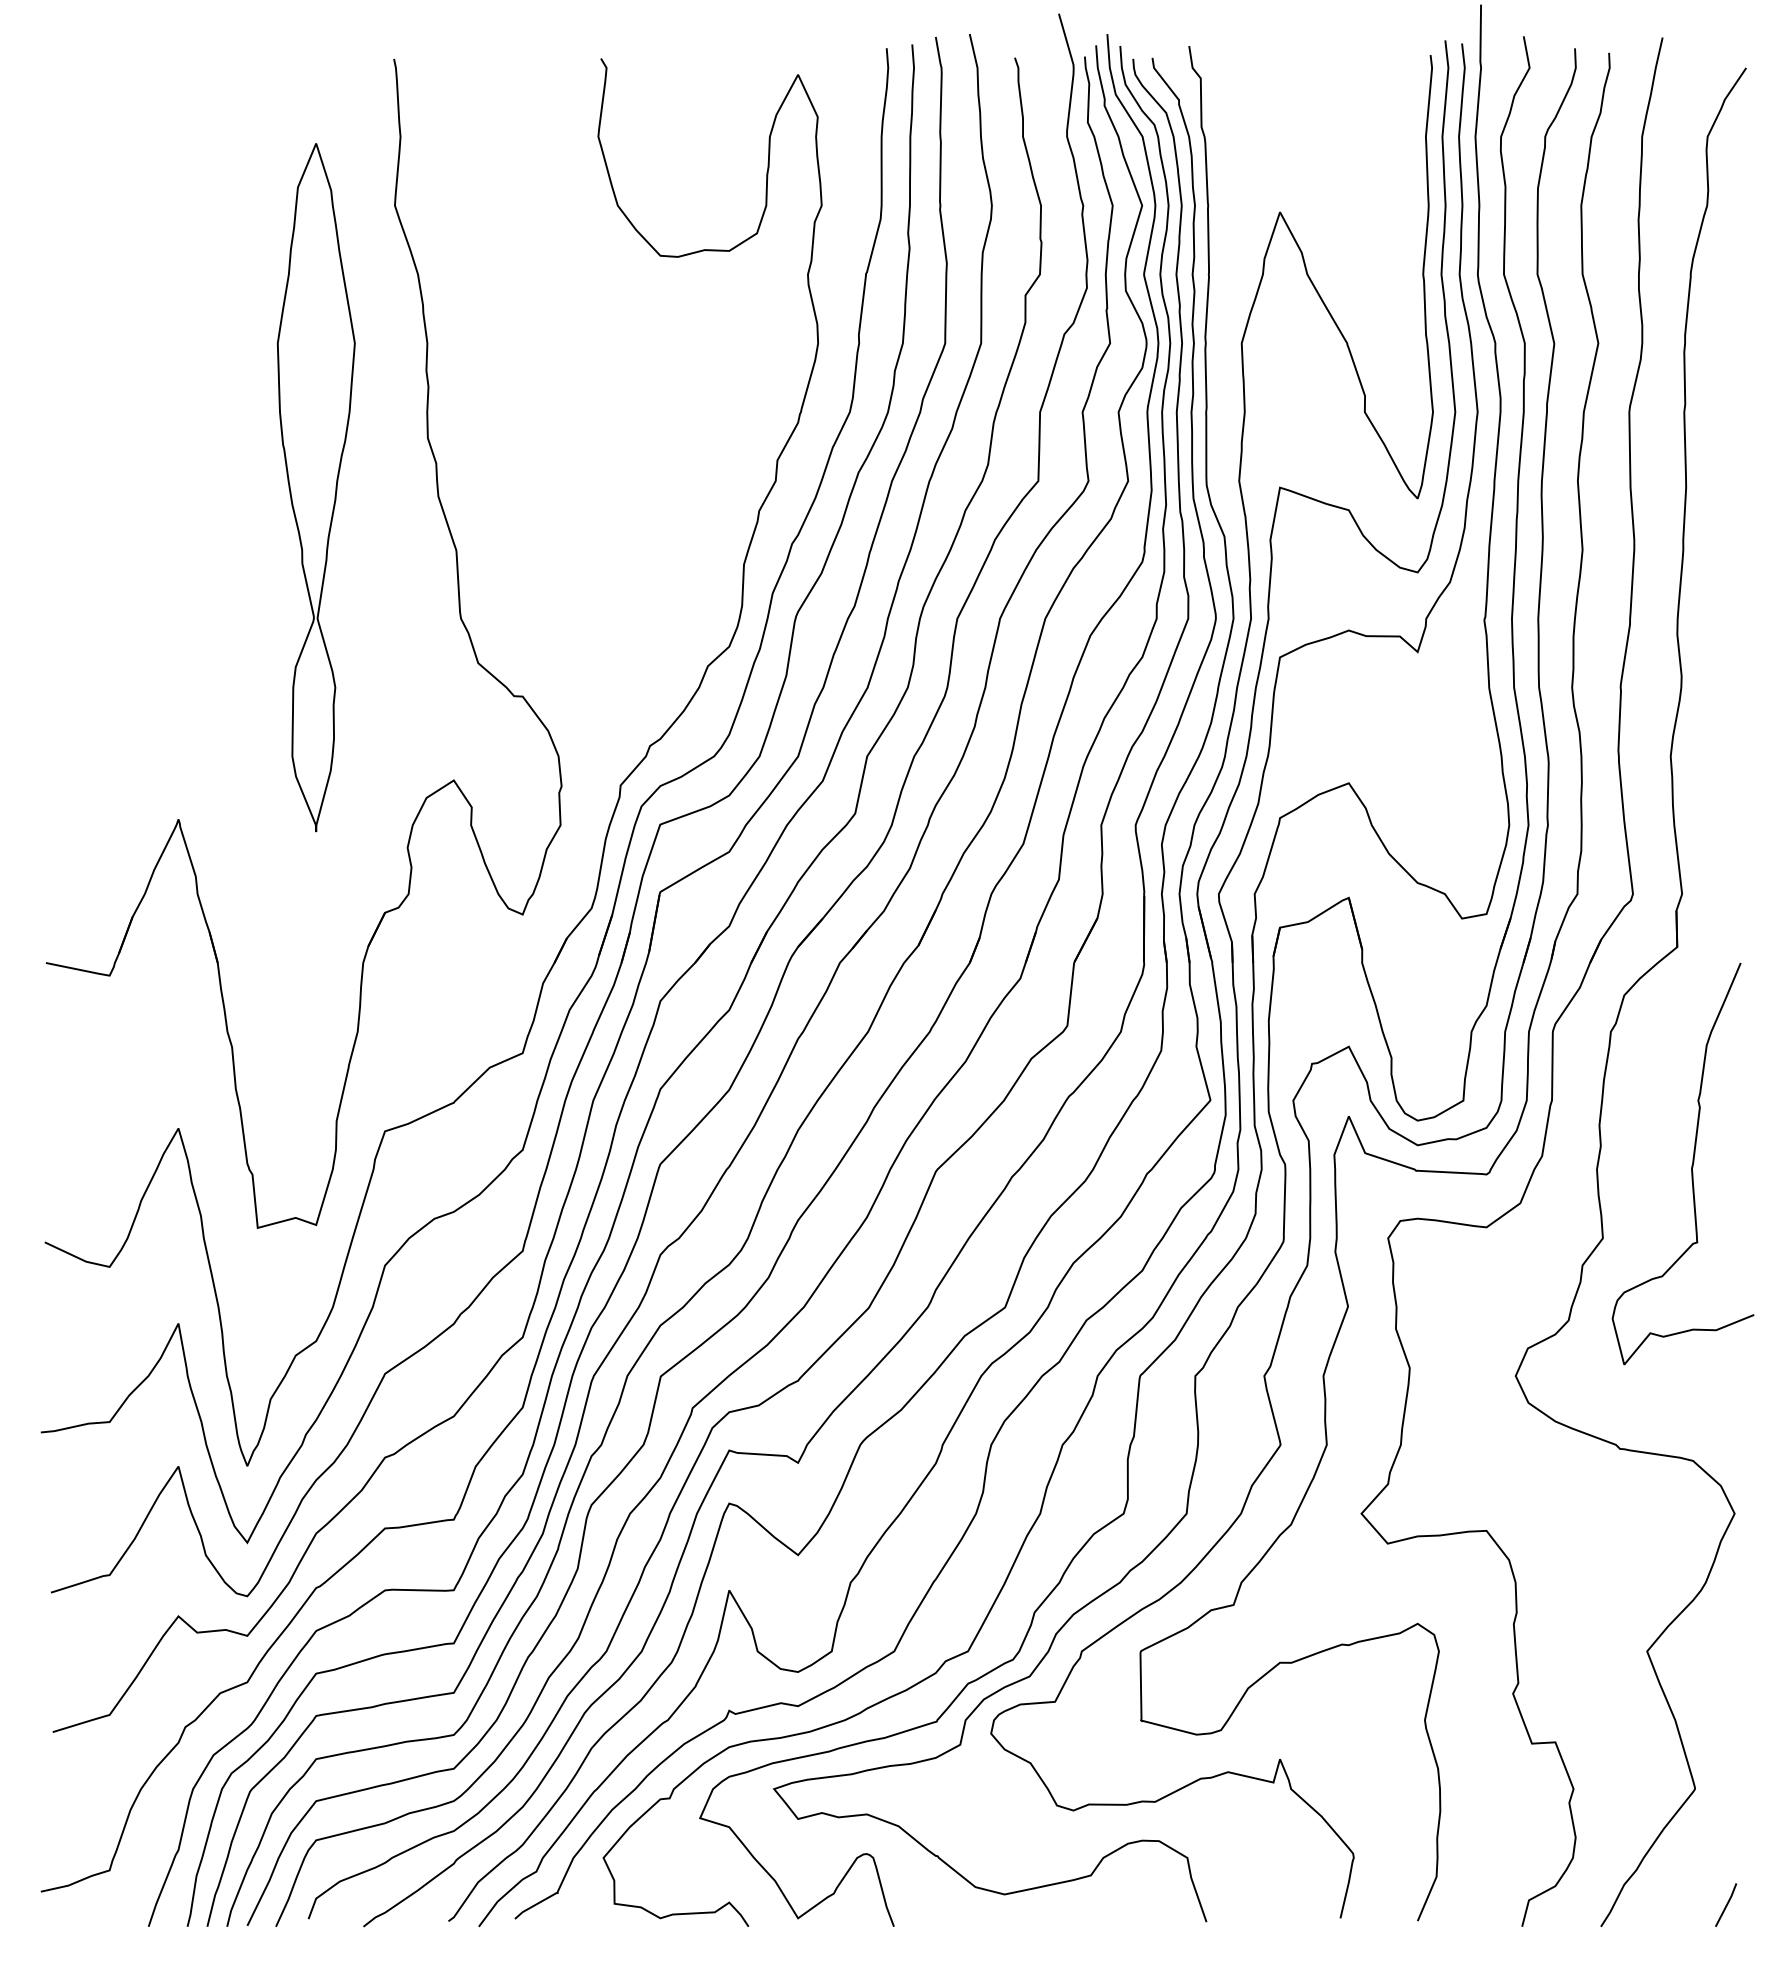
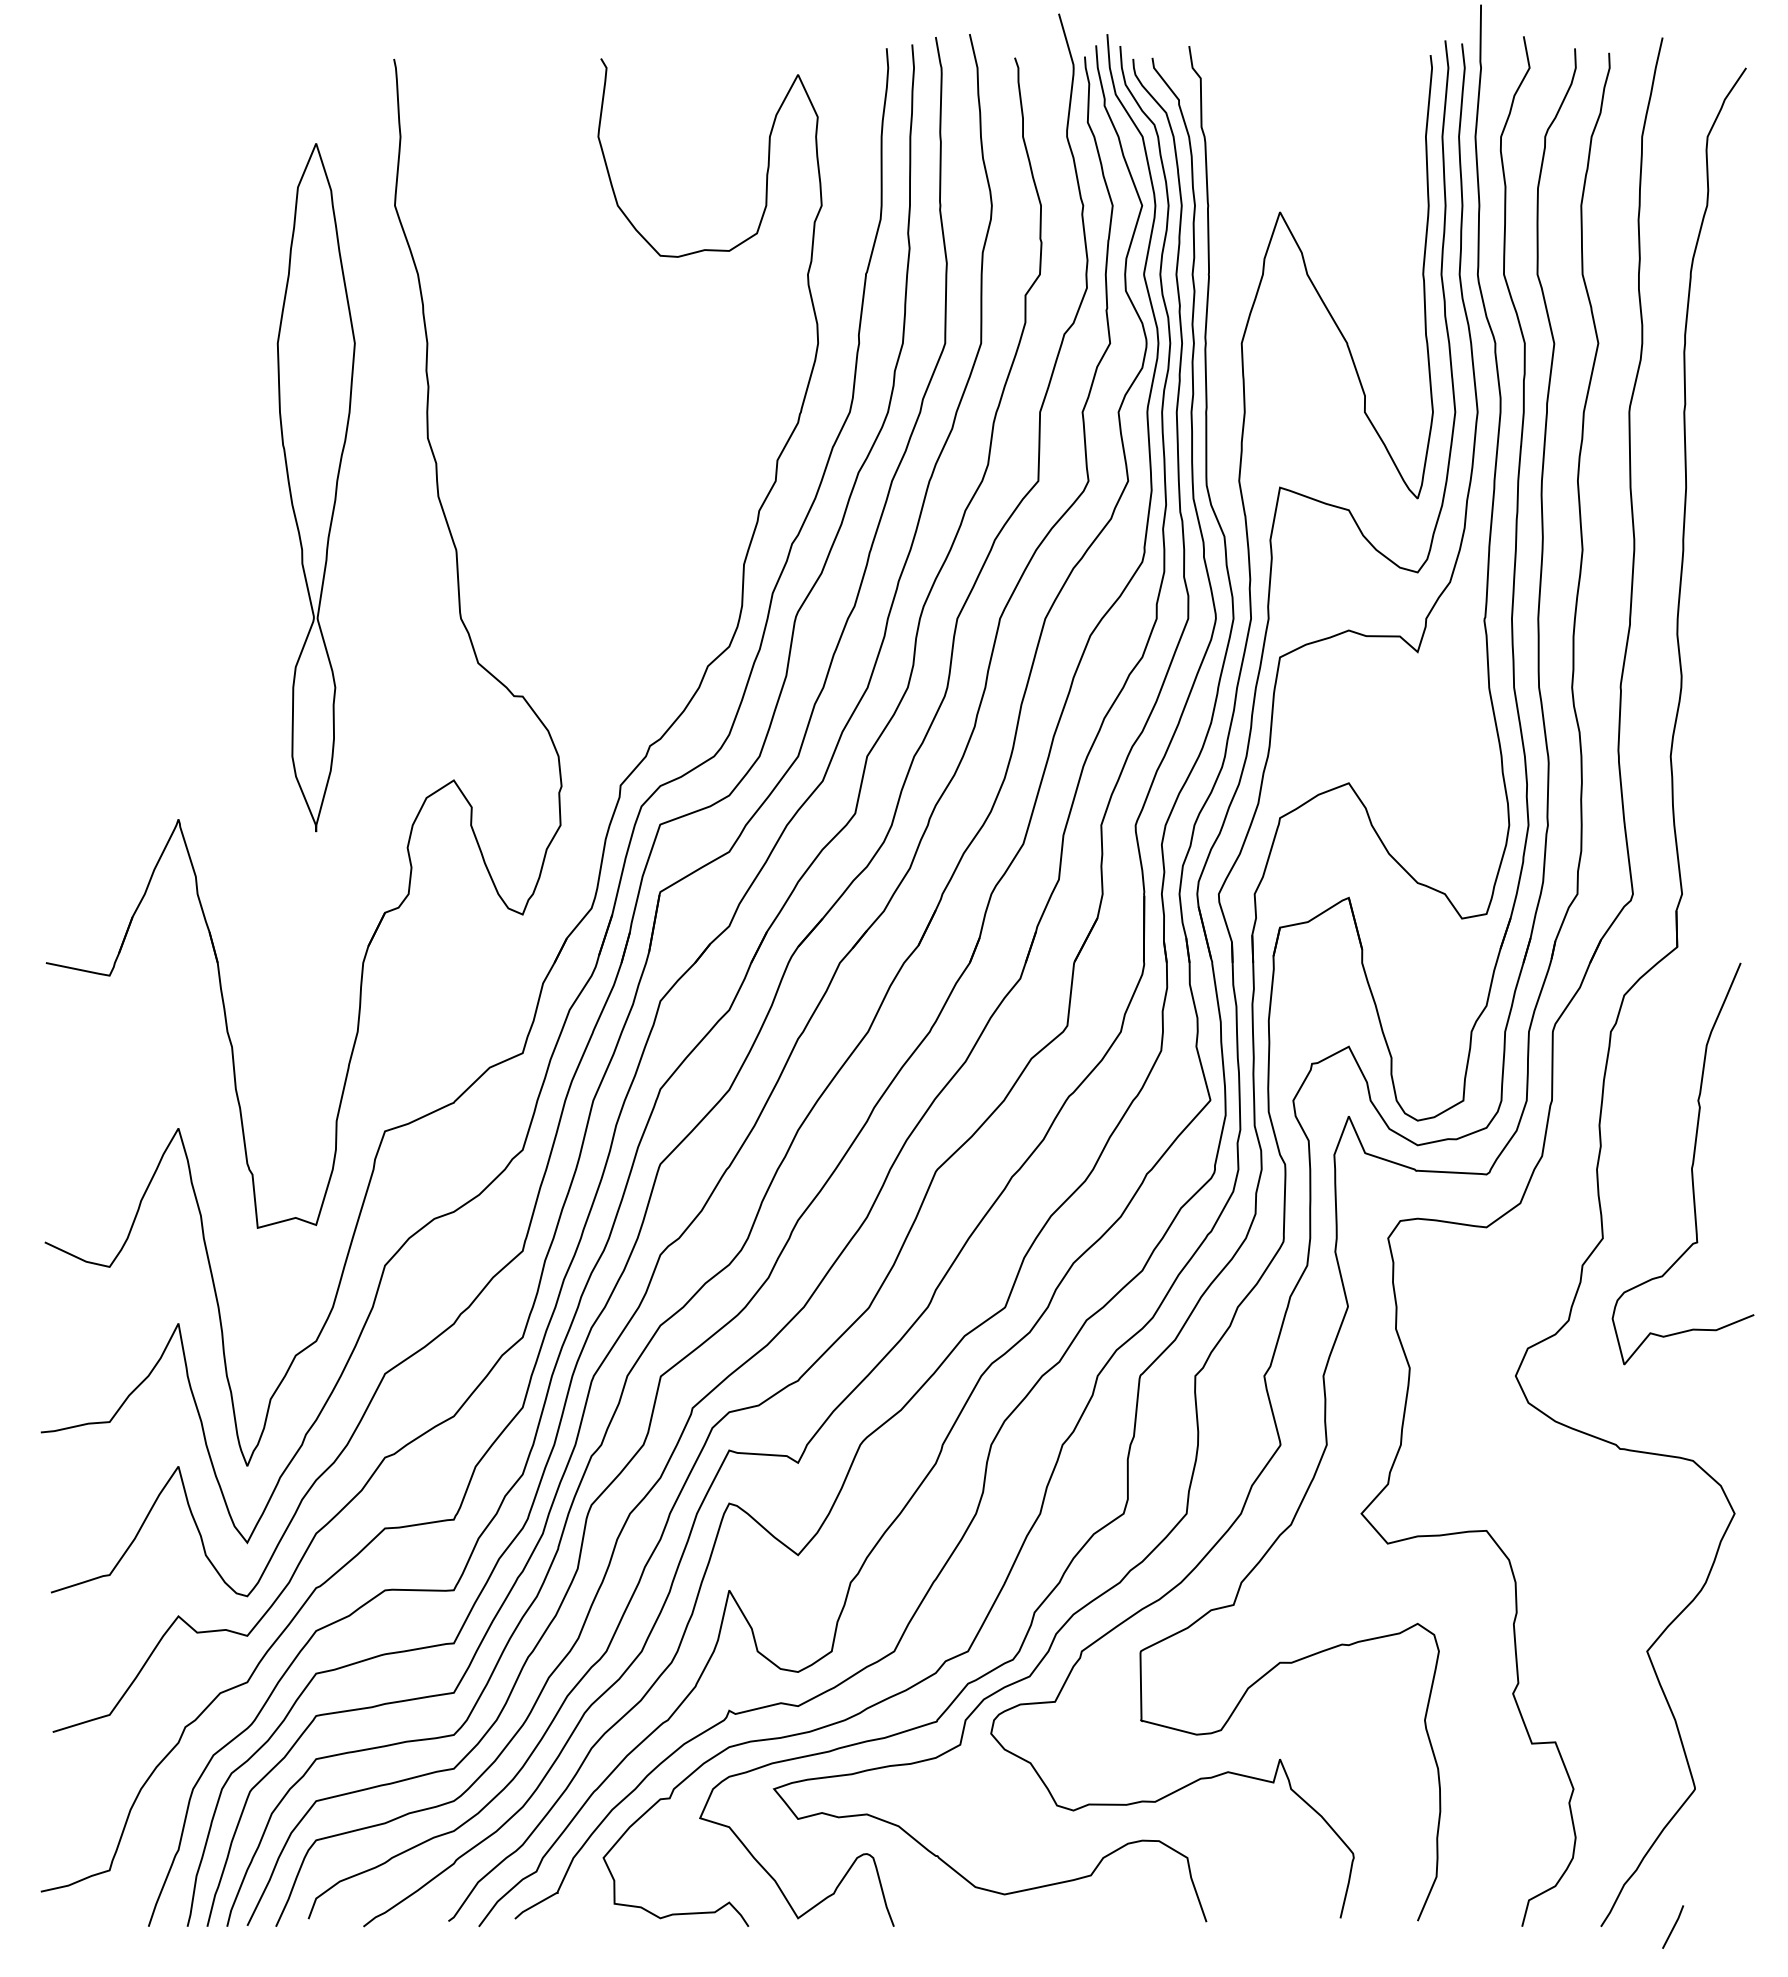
line position: (1726, 1904) -> (1673, 1926) (1673, 1926)
